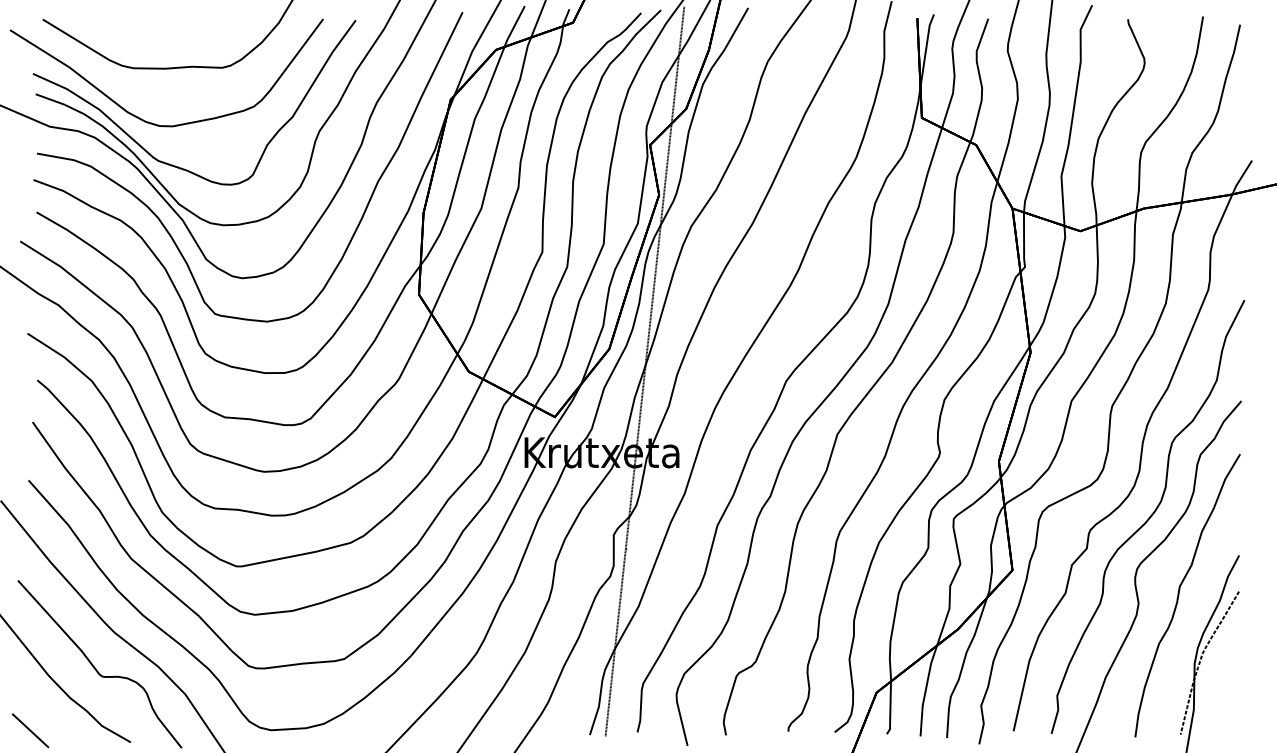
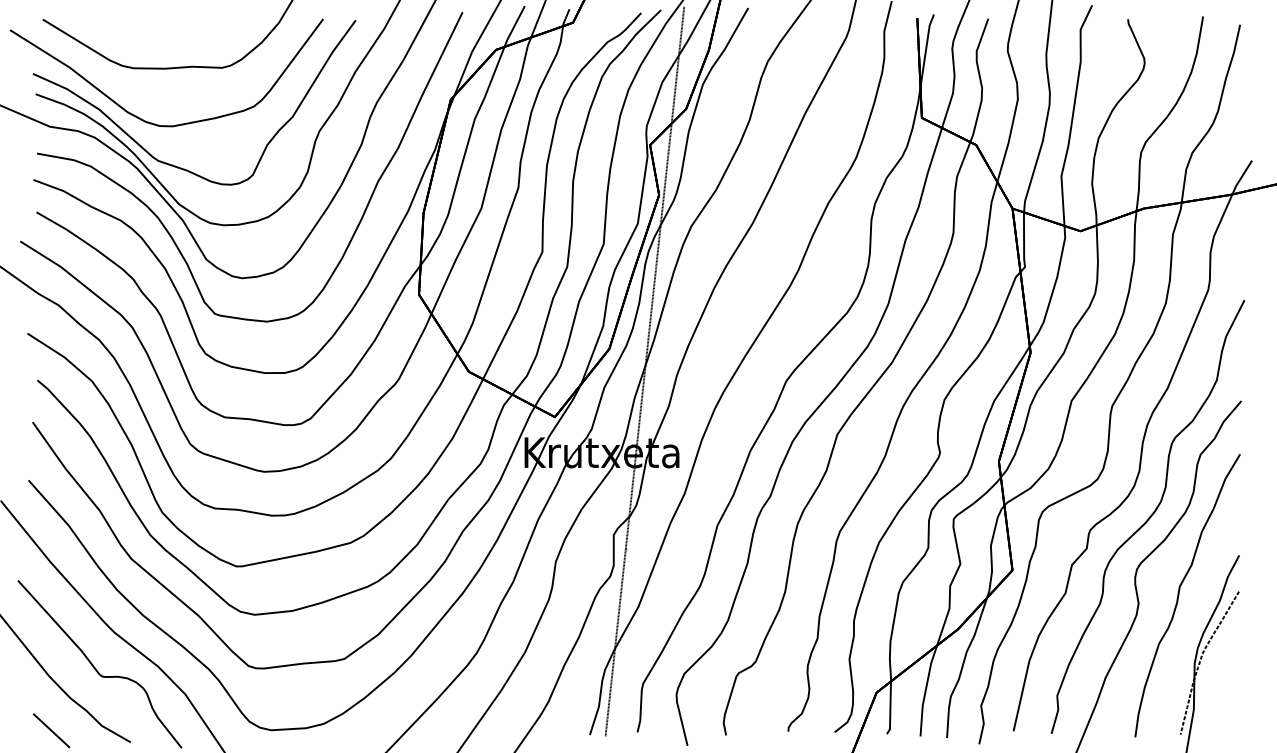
line position: (30, 730) -> (51, 730) (51, 730)
